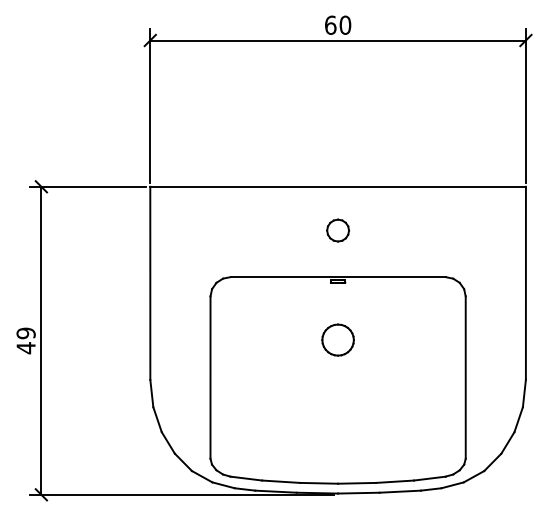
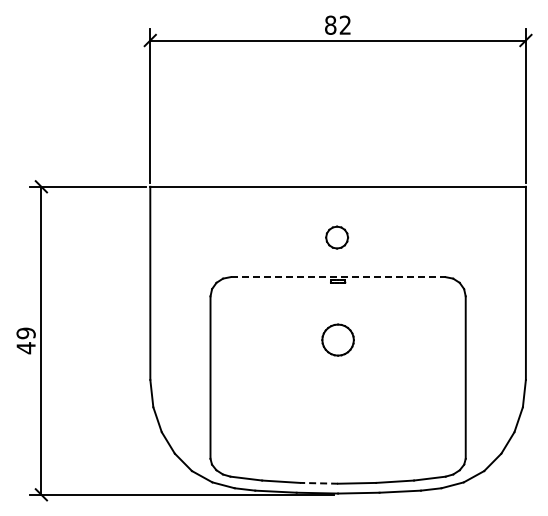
text: 60 -> 82 (338, 24)
part position: (338, 230) -> (337, 237) (337, 237)
line: solid -> dashed (338, 277)
line: solid -> dashed (319, 483)
